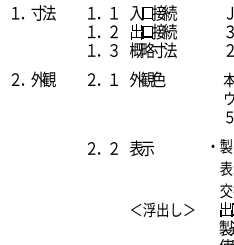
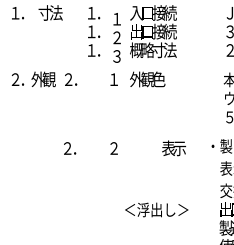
text position: (43, 12) -> (50, 12) (50, 12)
text position: (113, 31) -> (116, 37) (116, 37)
text position: (94, 79) -> (71, 79) (71, 79)
text position: (94, 148) -> (70, 148) (70, 148)
text position: (141, 148) -> (173, 148) (173, 148)
text position: (162, 209) -> (156, 209) (156, 209)
